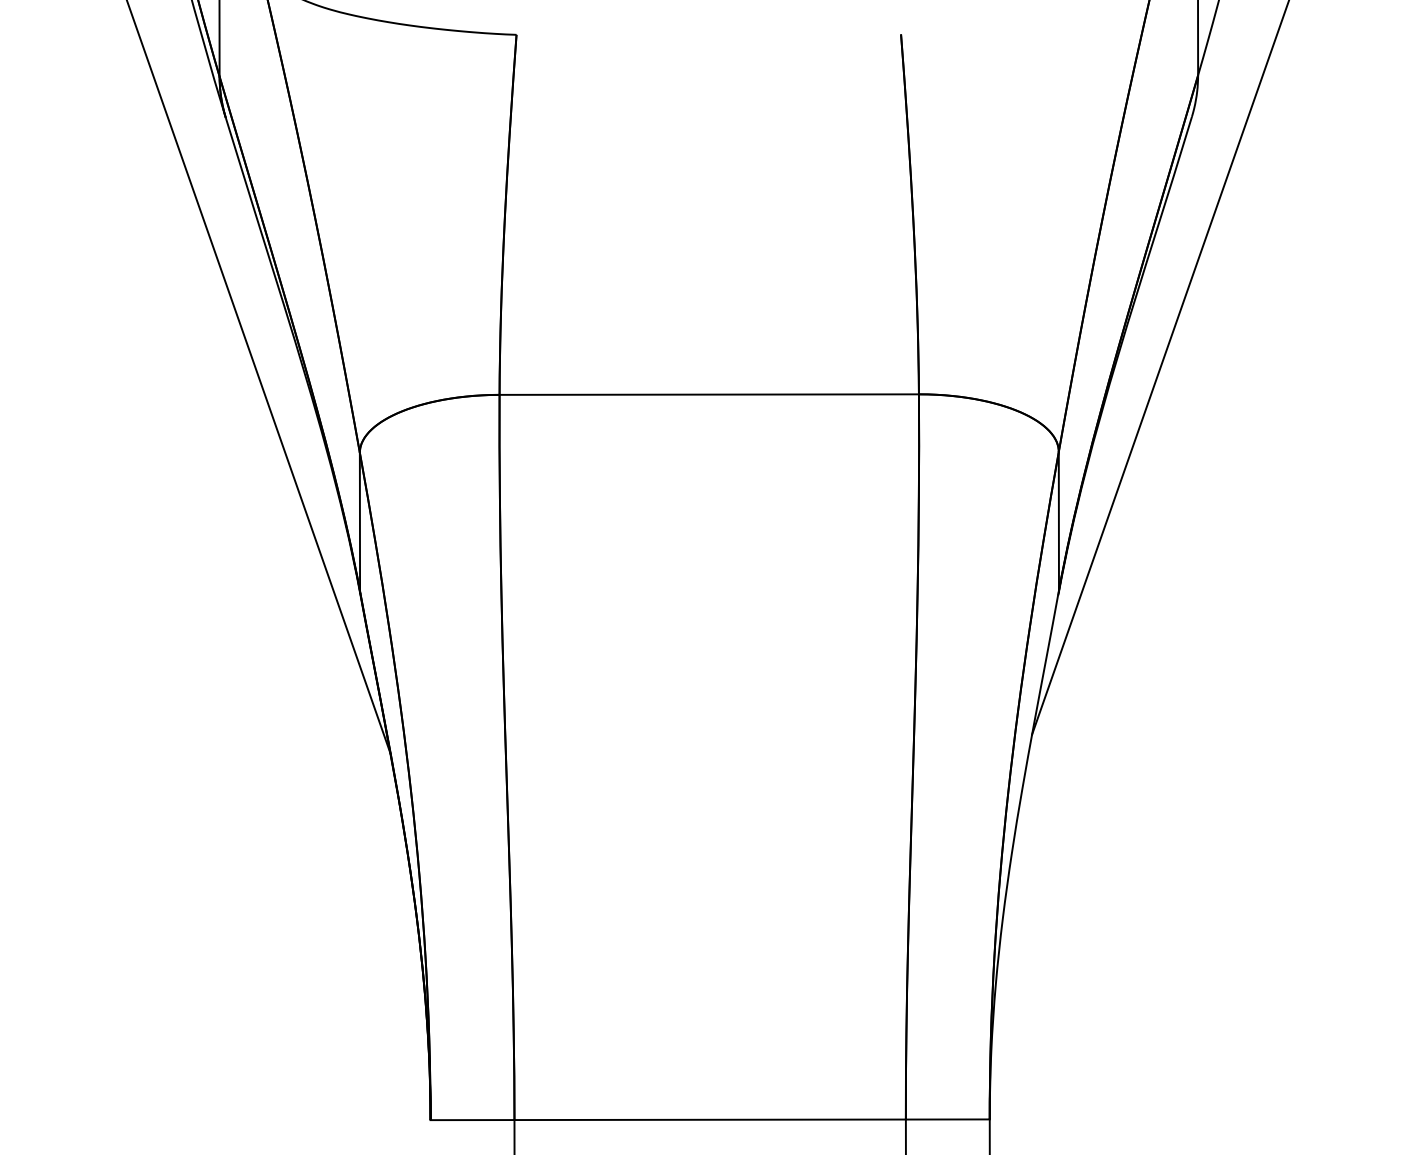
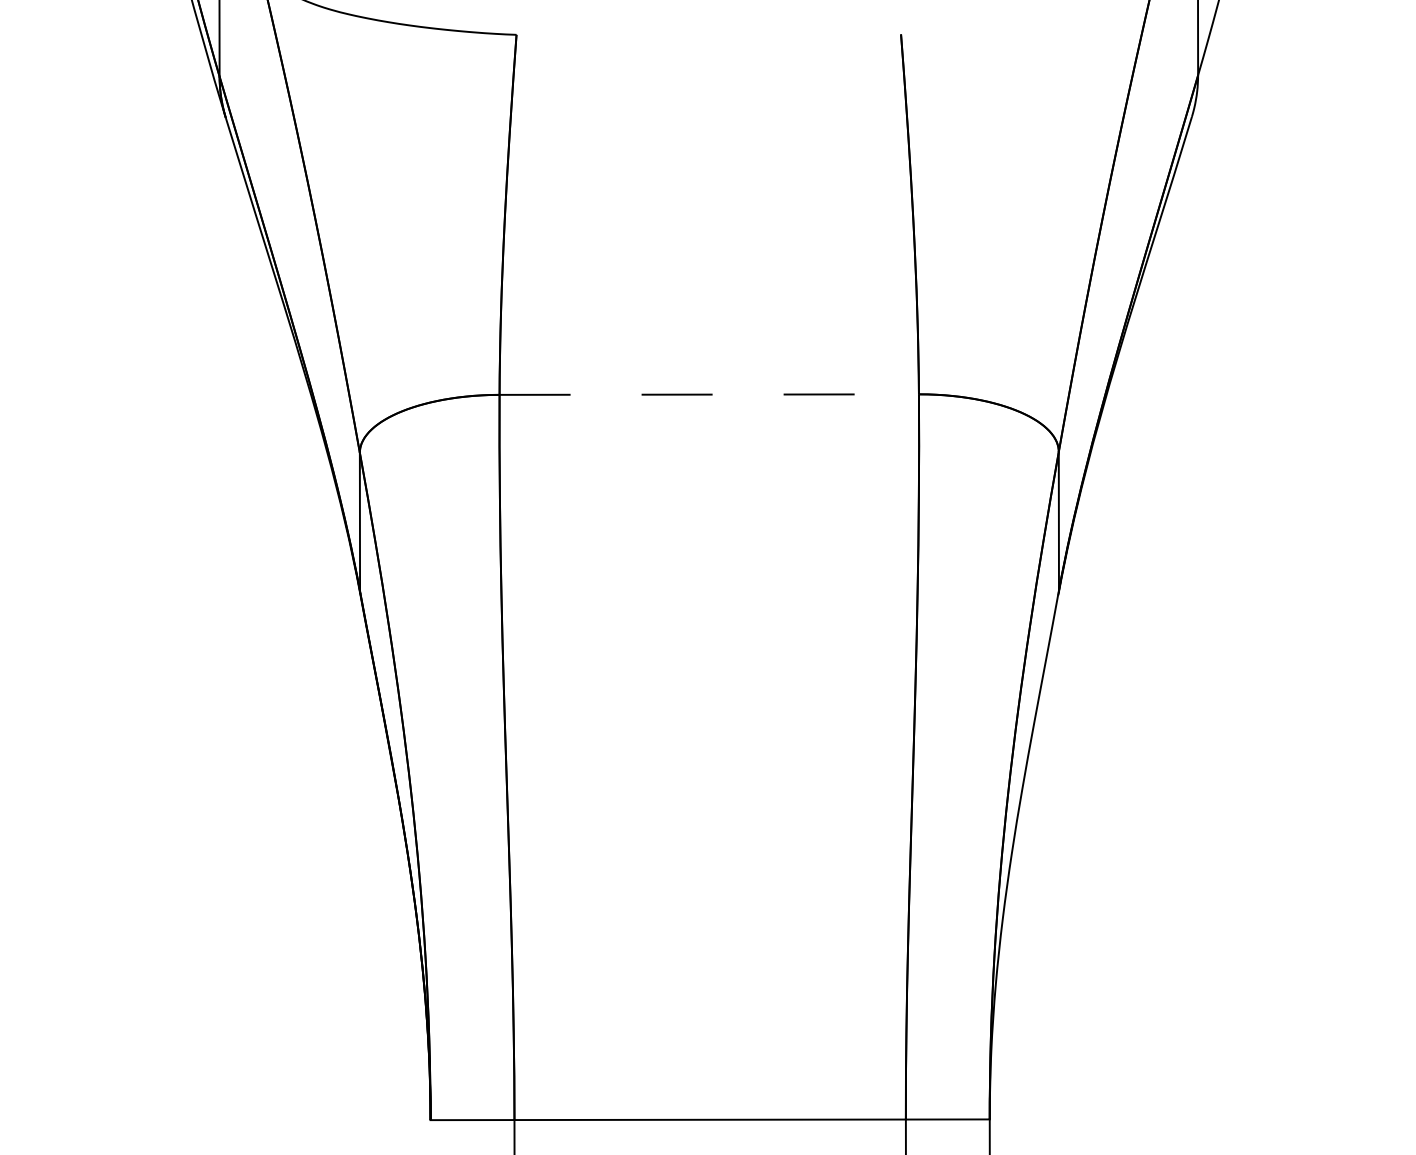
line: present -> none (1160, 368)
line: present -> none (258, 377)
line: solid -> dashed (709, 394)
